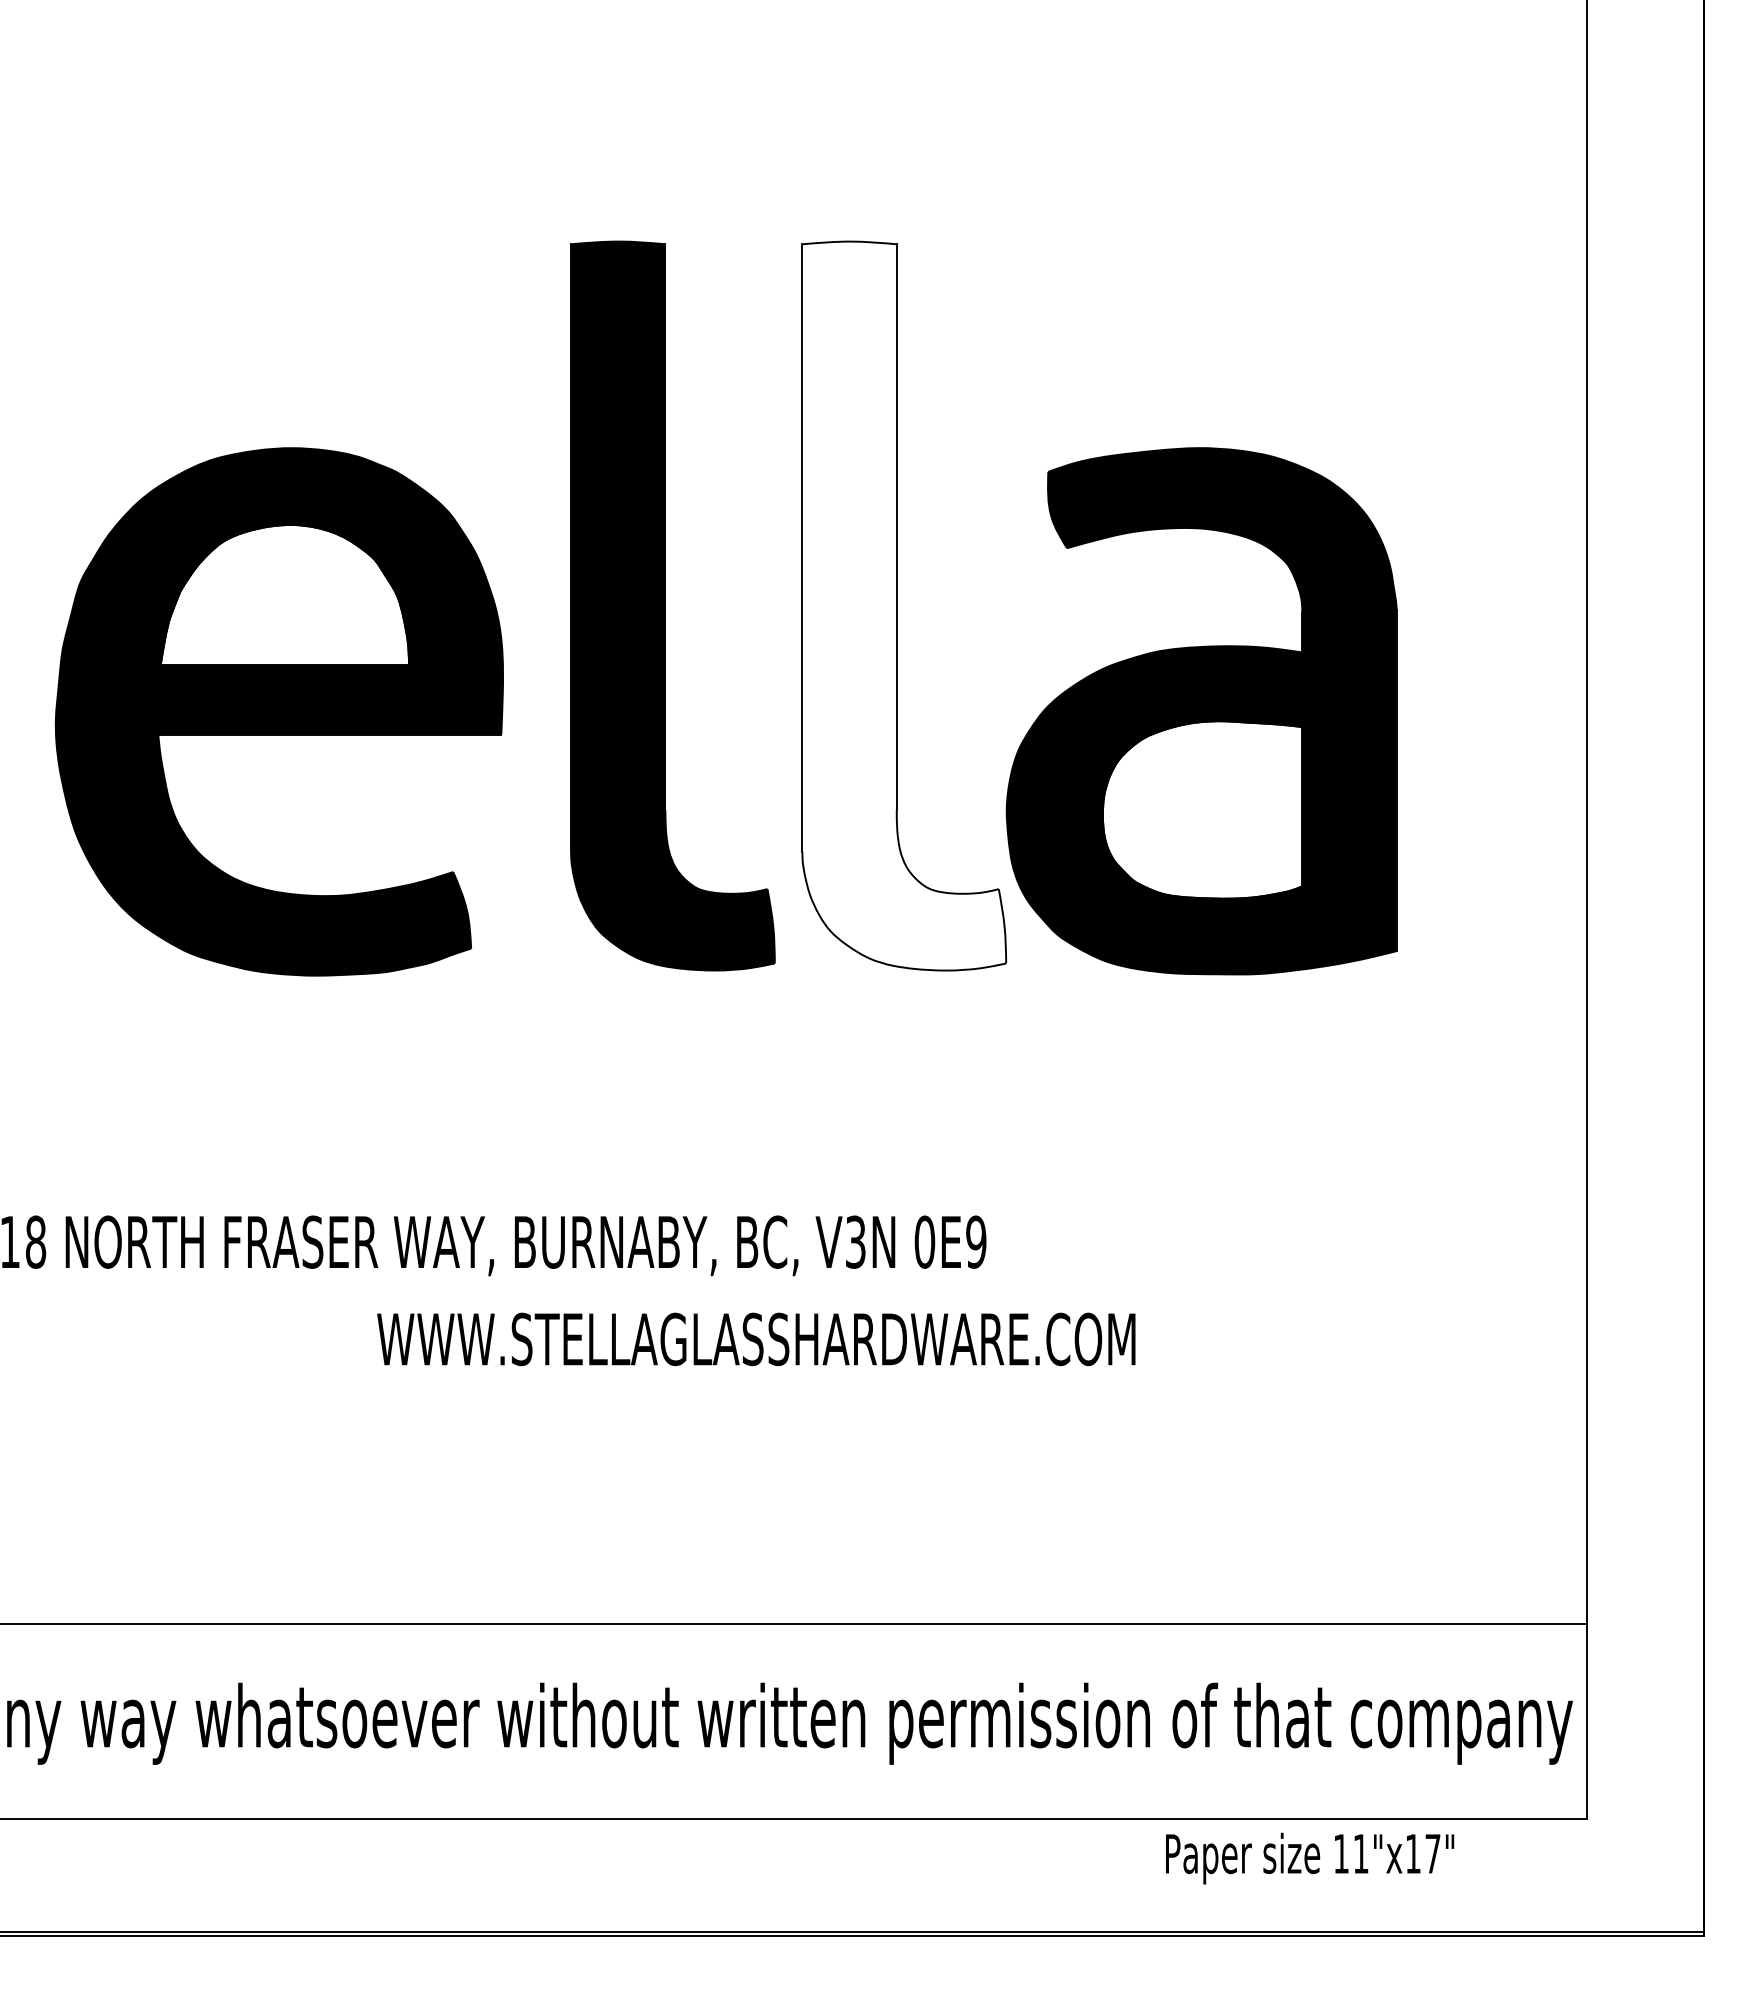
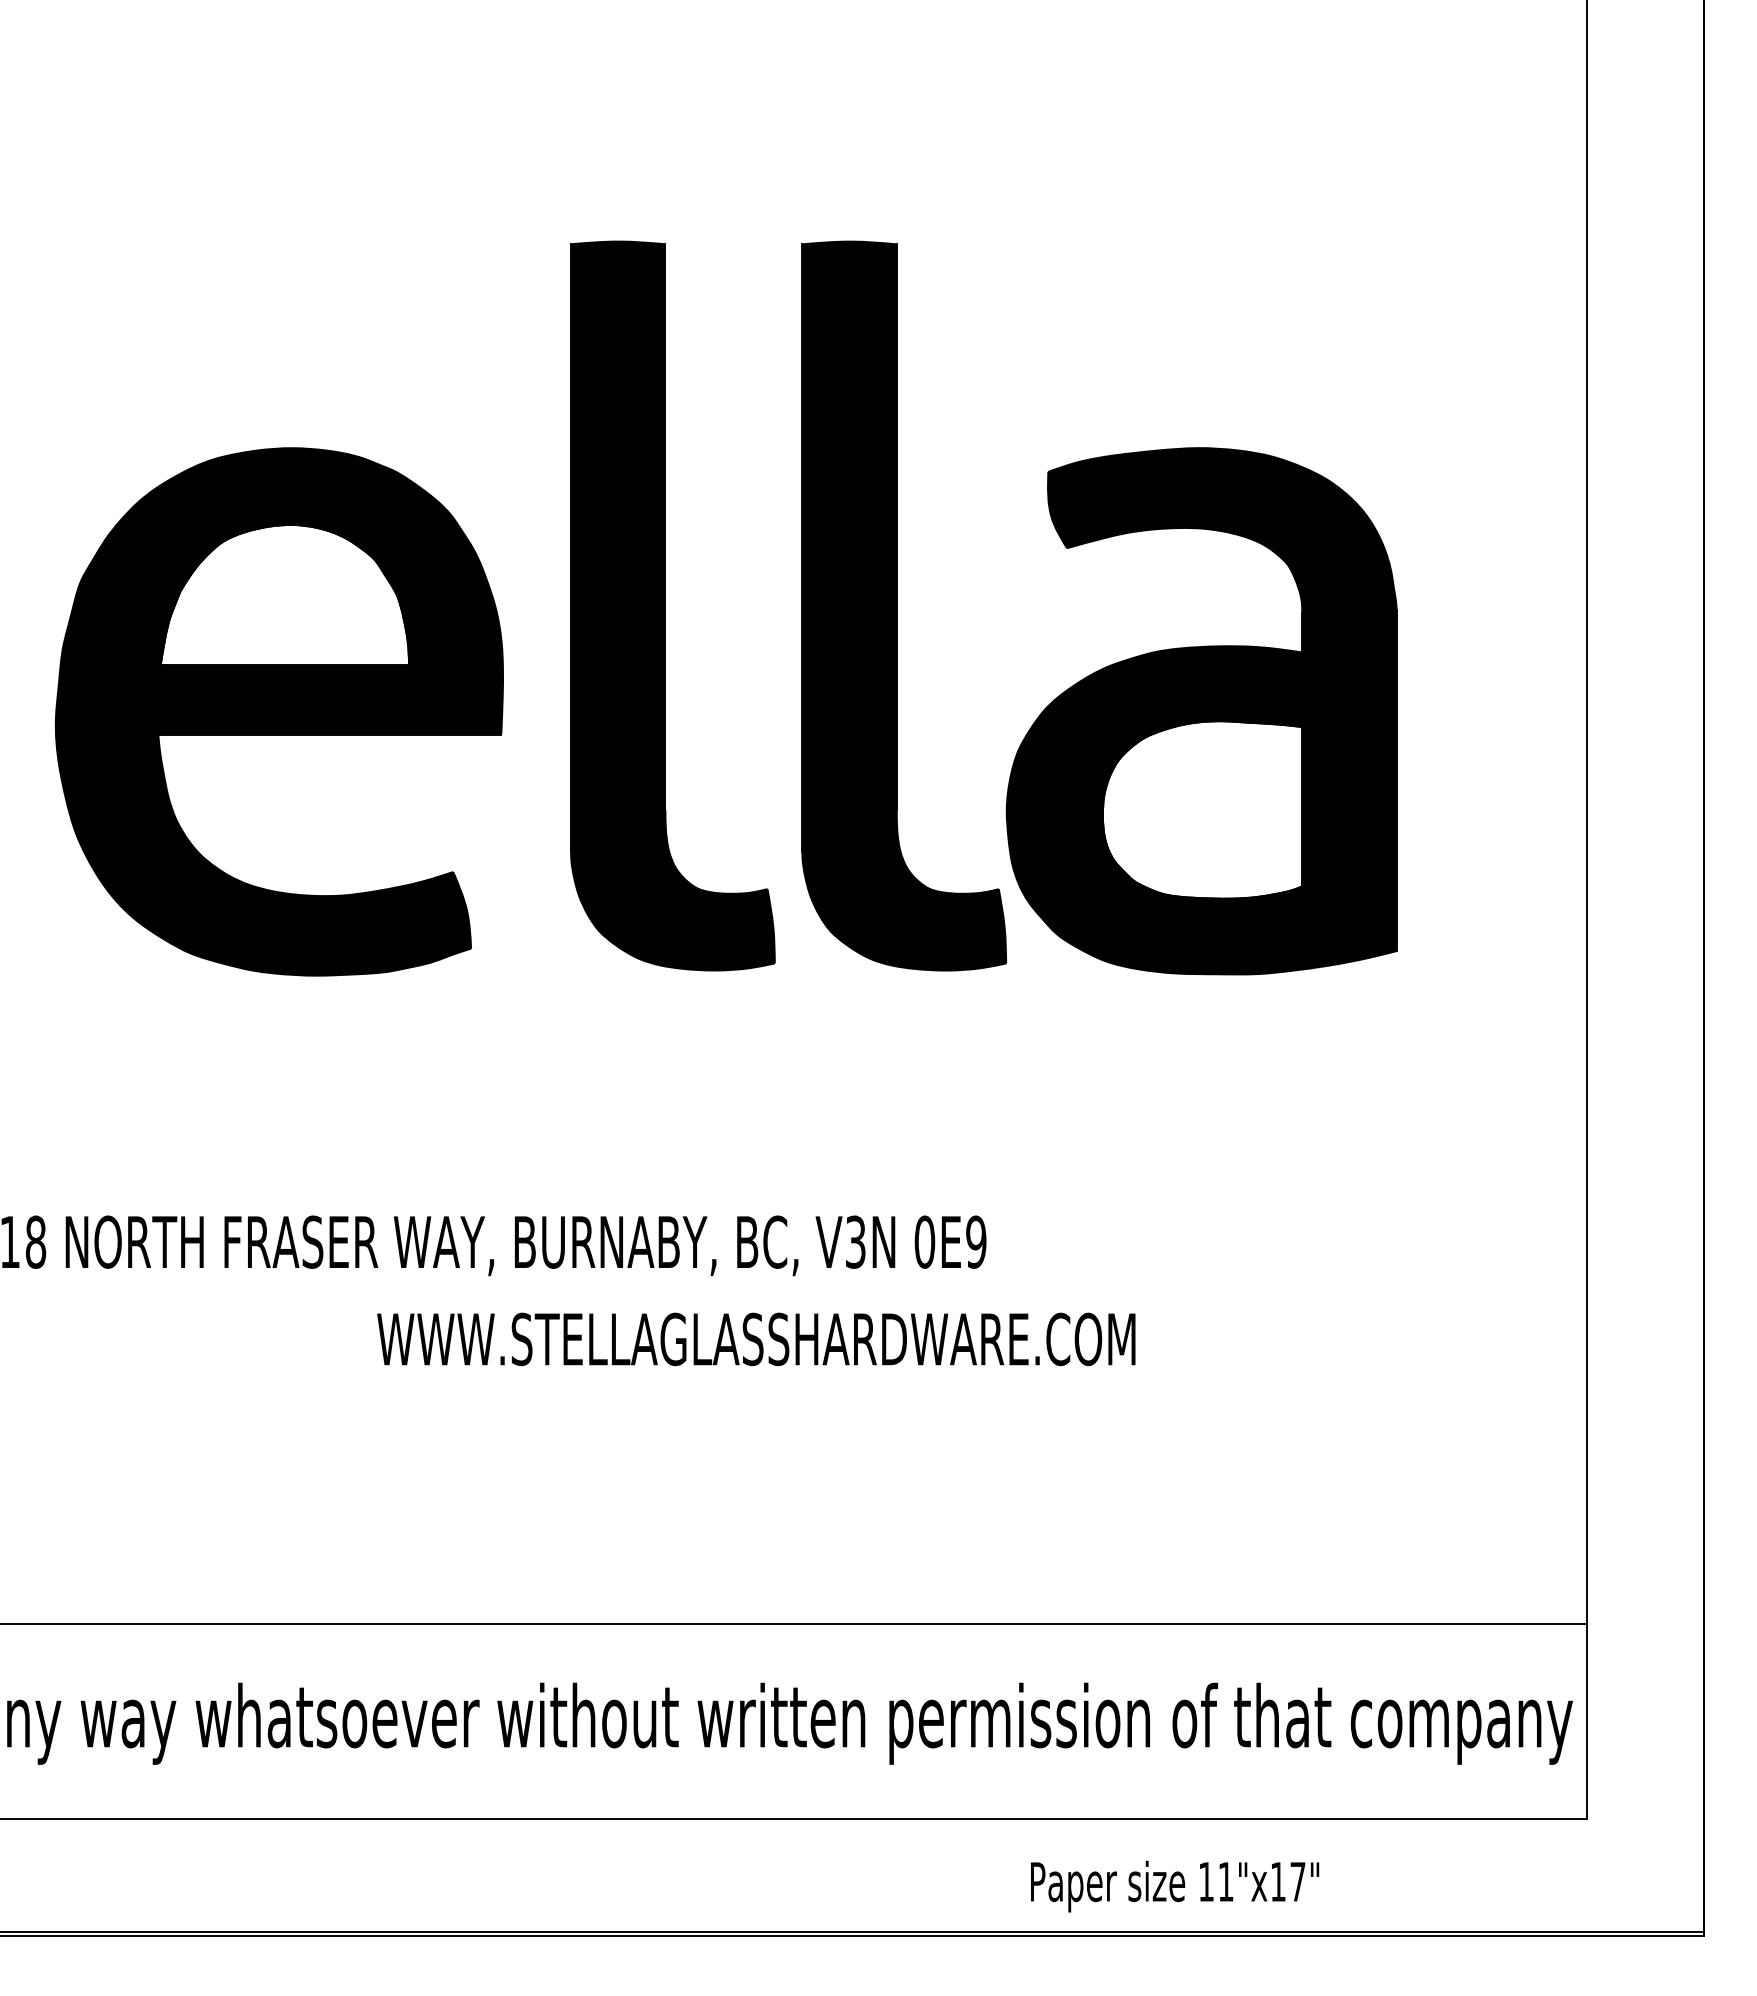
fill: none -> present (904, 605)
text position: (1310, 1858) -> (1175, 1886) (1175, 1886)
